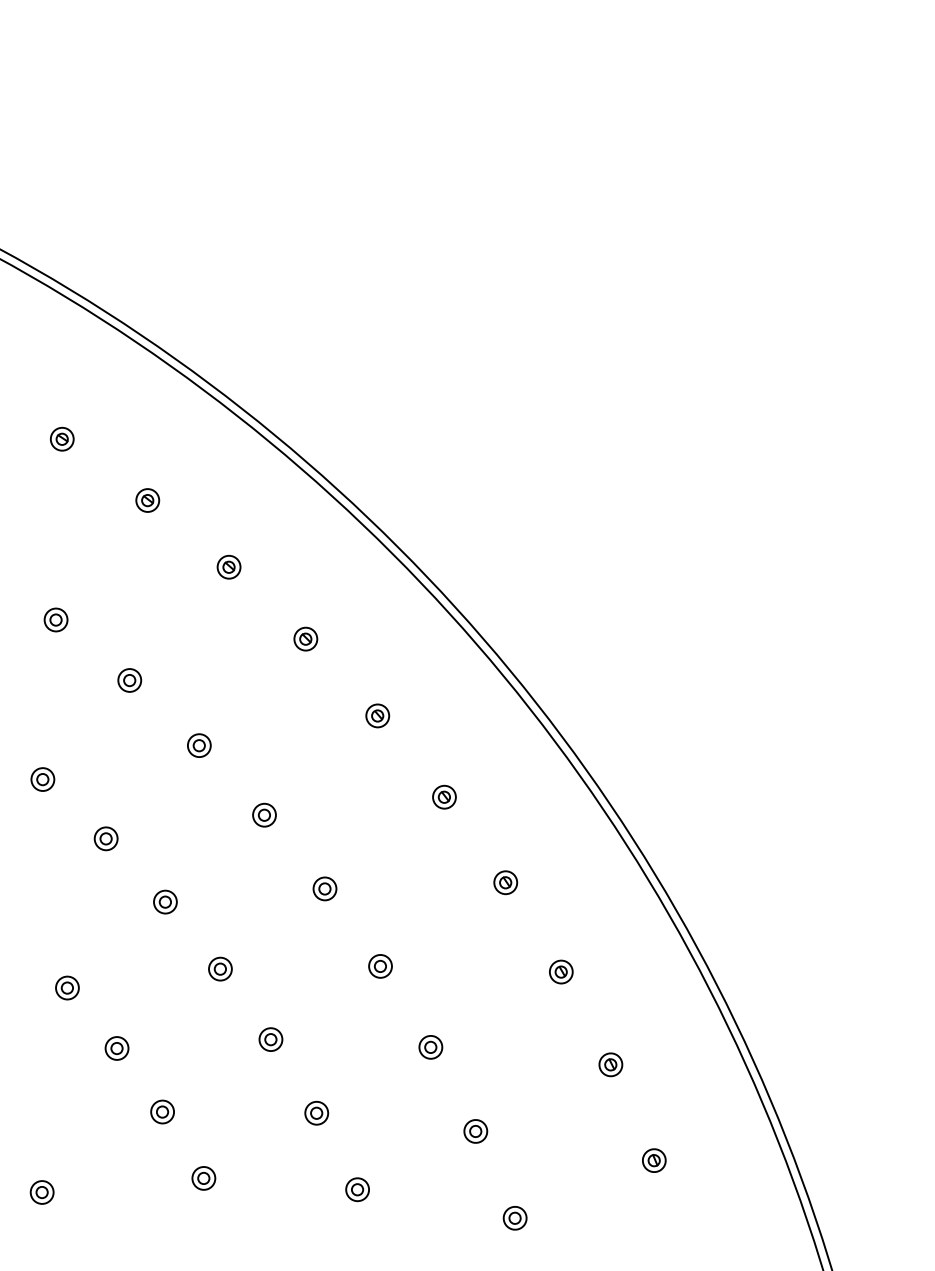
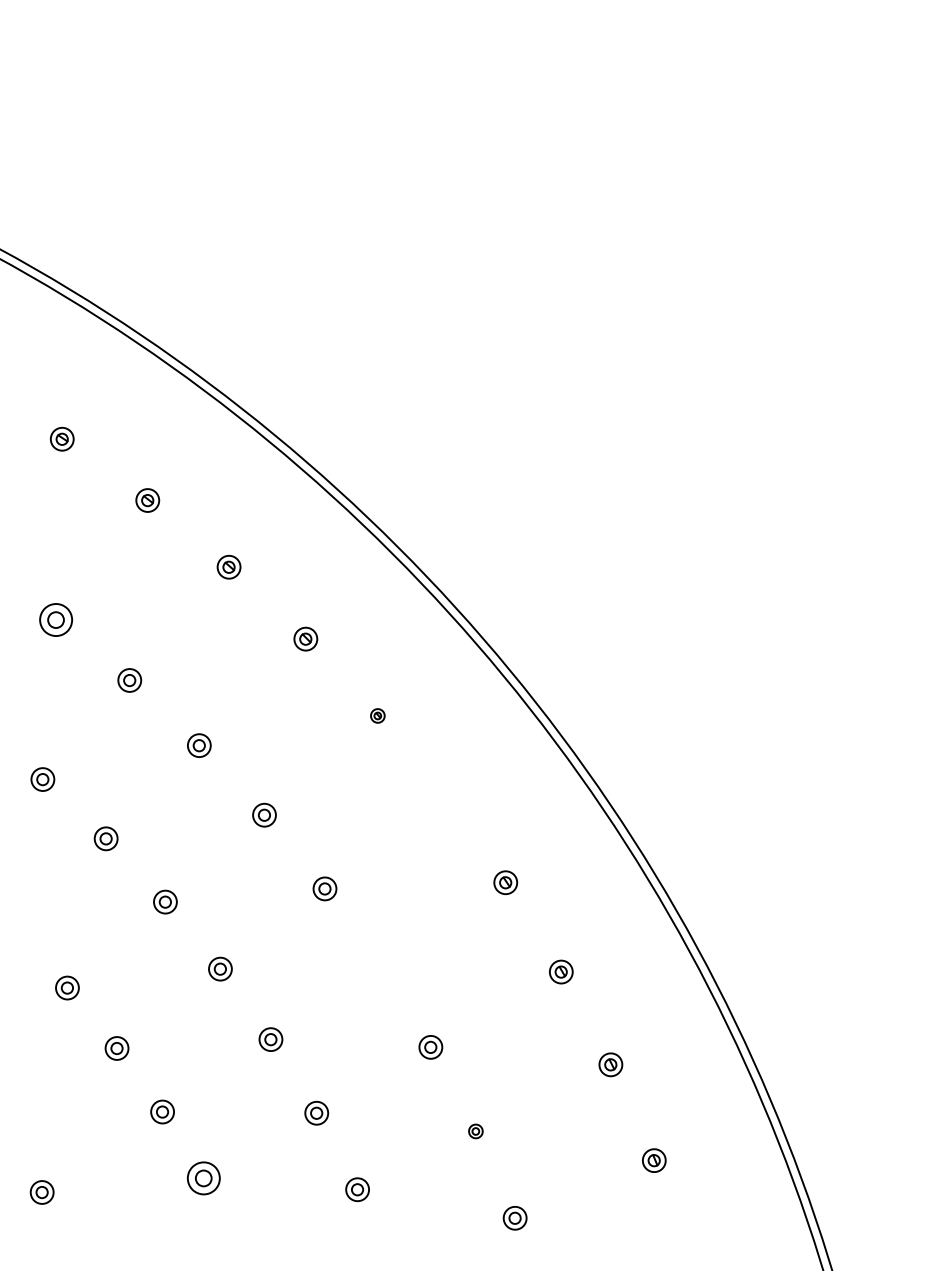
part size: 26x26 px -> 34x34 px (55, 619)
part size: 26x26 px -> 16x16 px (377, 715)
part: present -> none (444, 796)
part: present -> none (380, 966)
part size: 26x25 px -> 16x17 px (475, 1131)
part size: 26x25 px -> 35x35 px (203, 1178)
